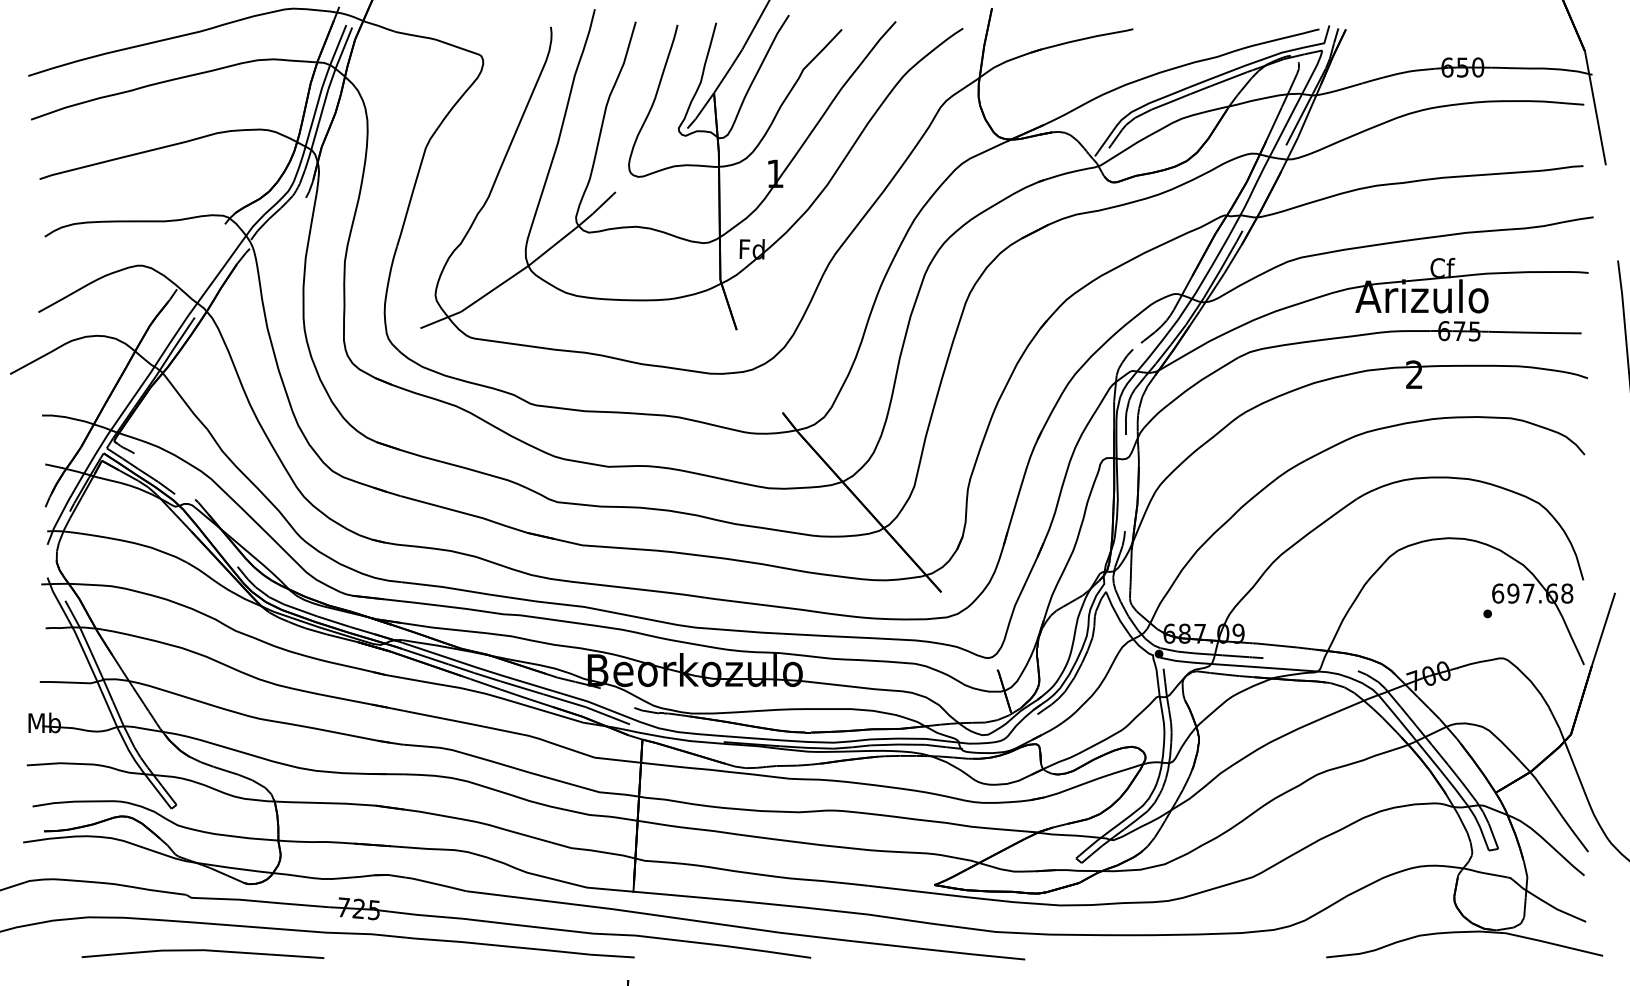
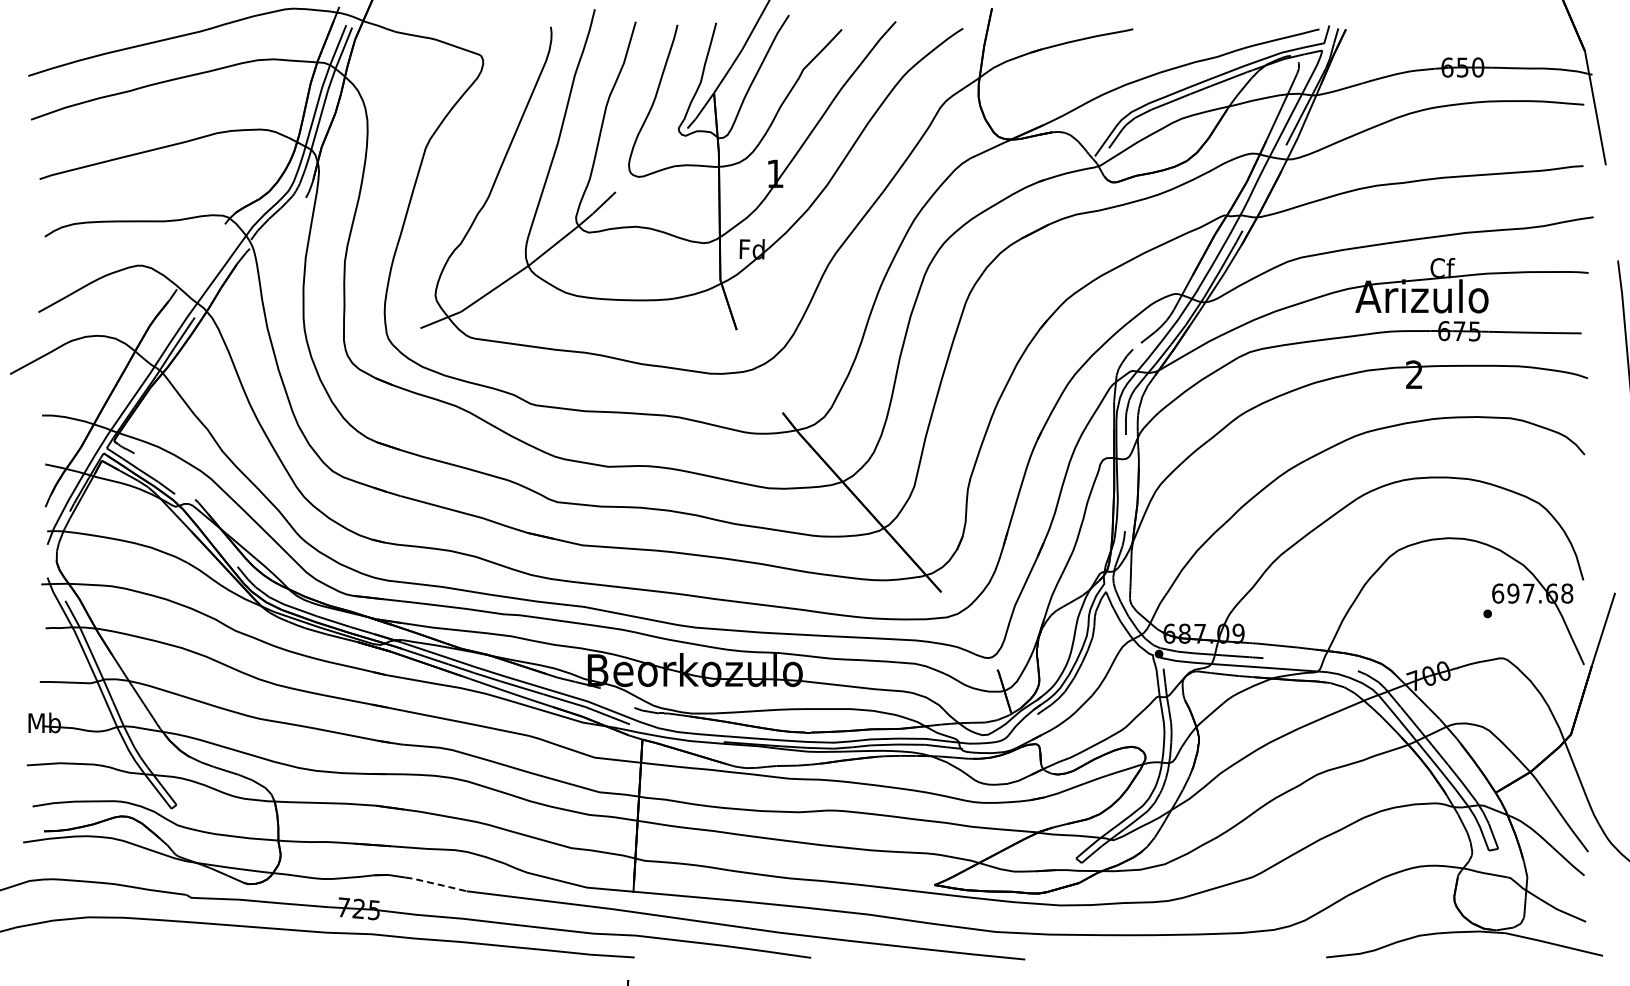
line: solid -> dashed (435, 883)
curve: present -> none (202, 951)
